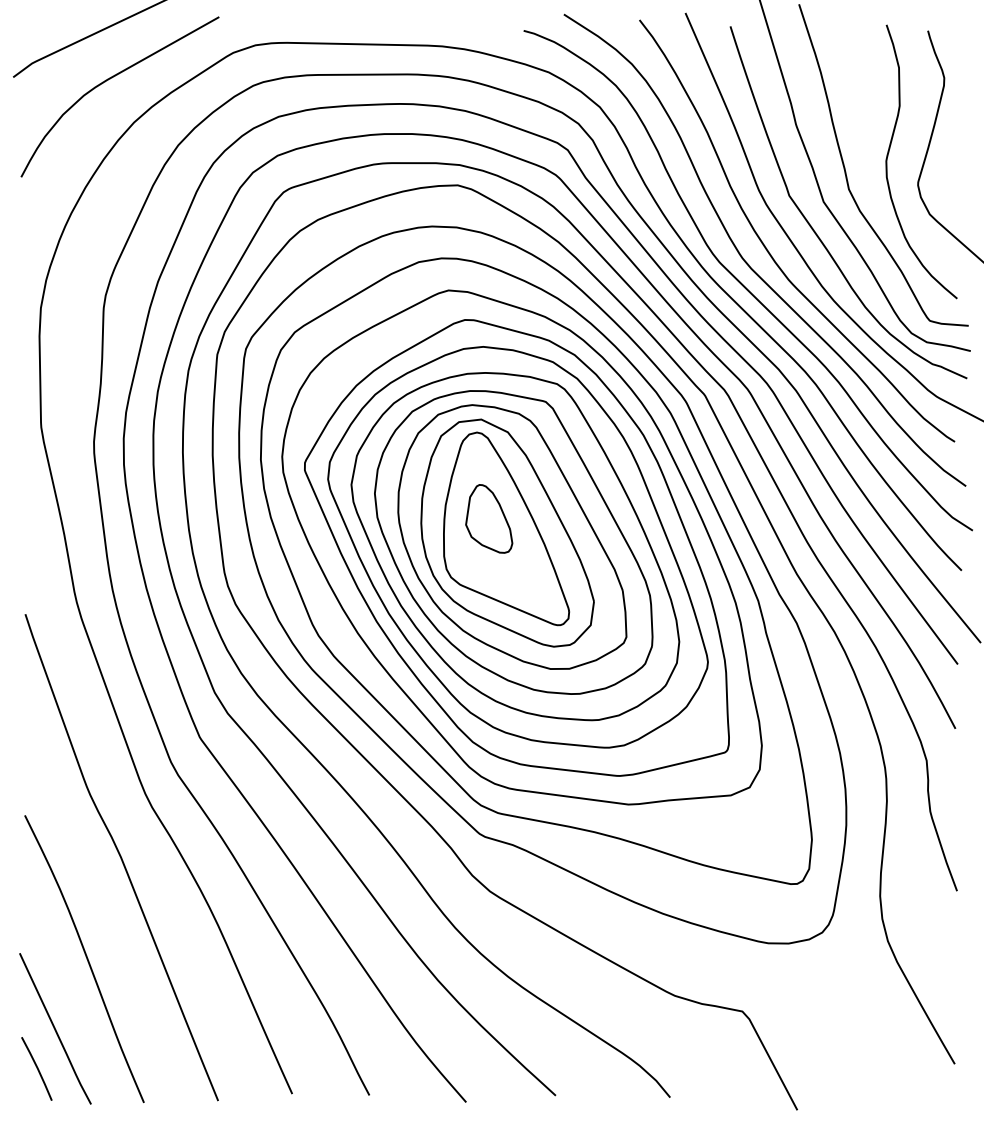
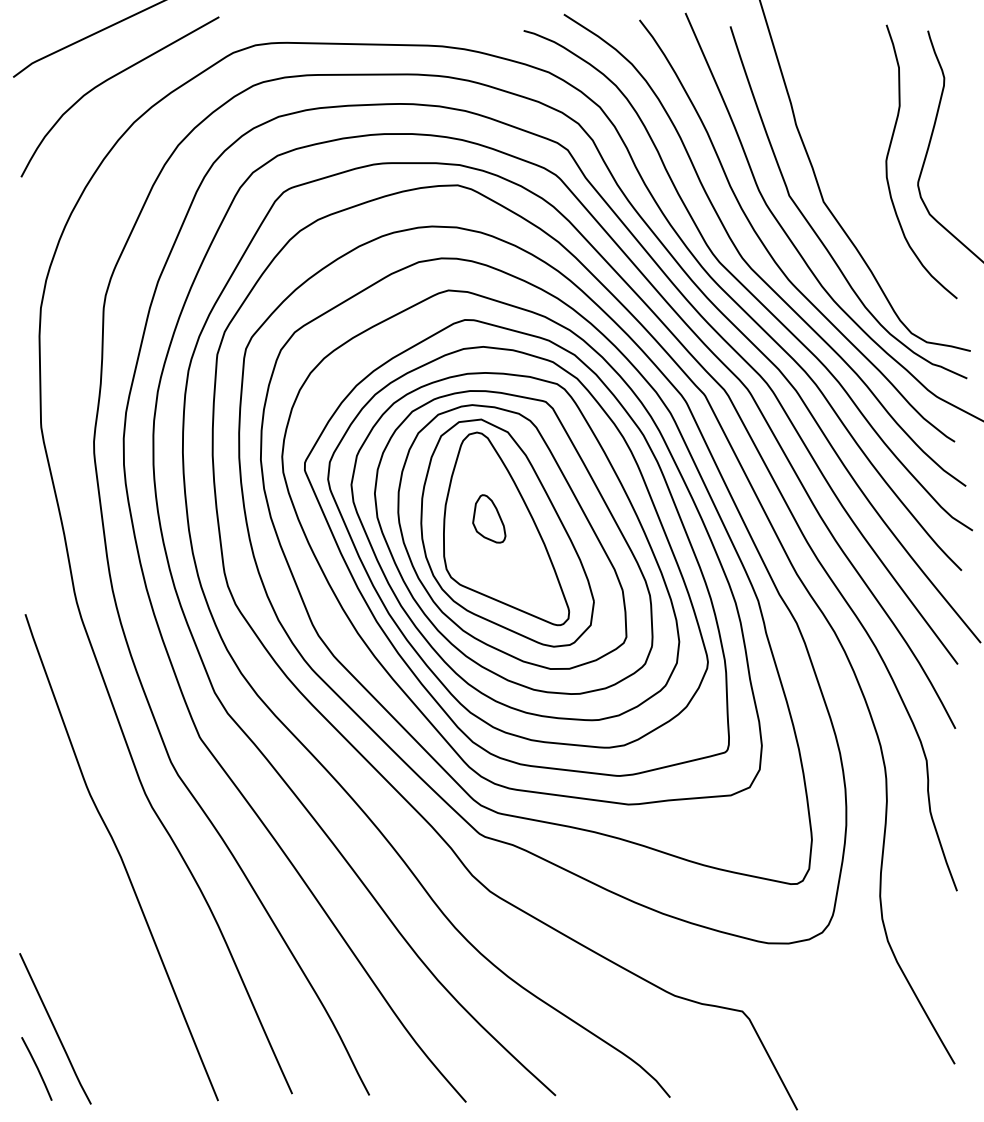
curve: present -> none (846, 171)
part size: 49x70 px -> 35x50 px (489, 518)
curve: present -> none (86, 958)
